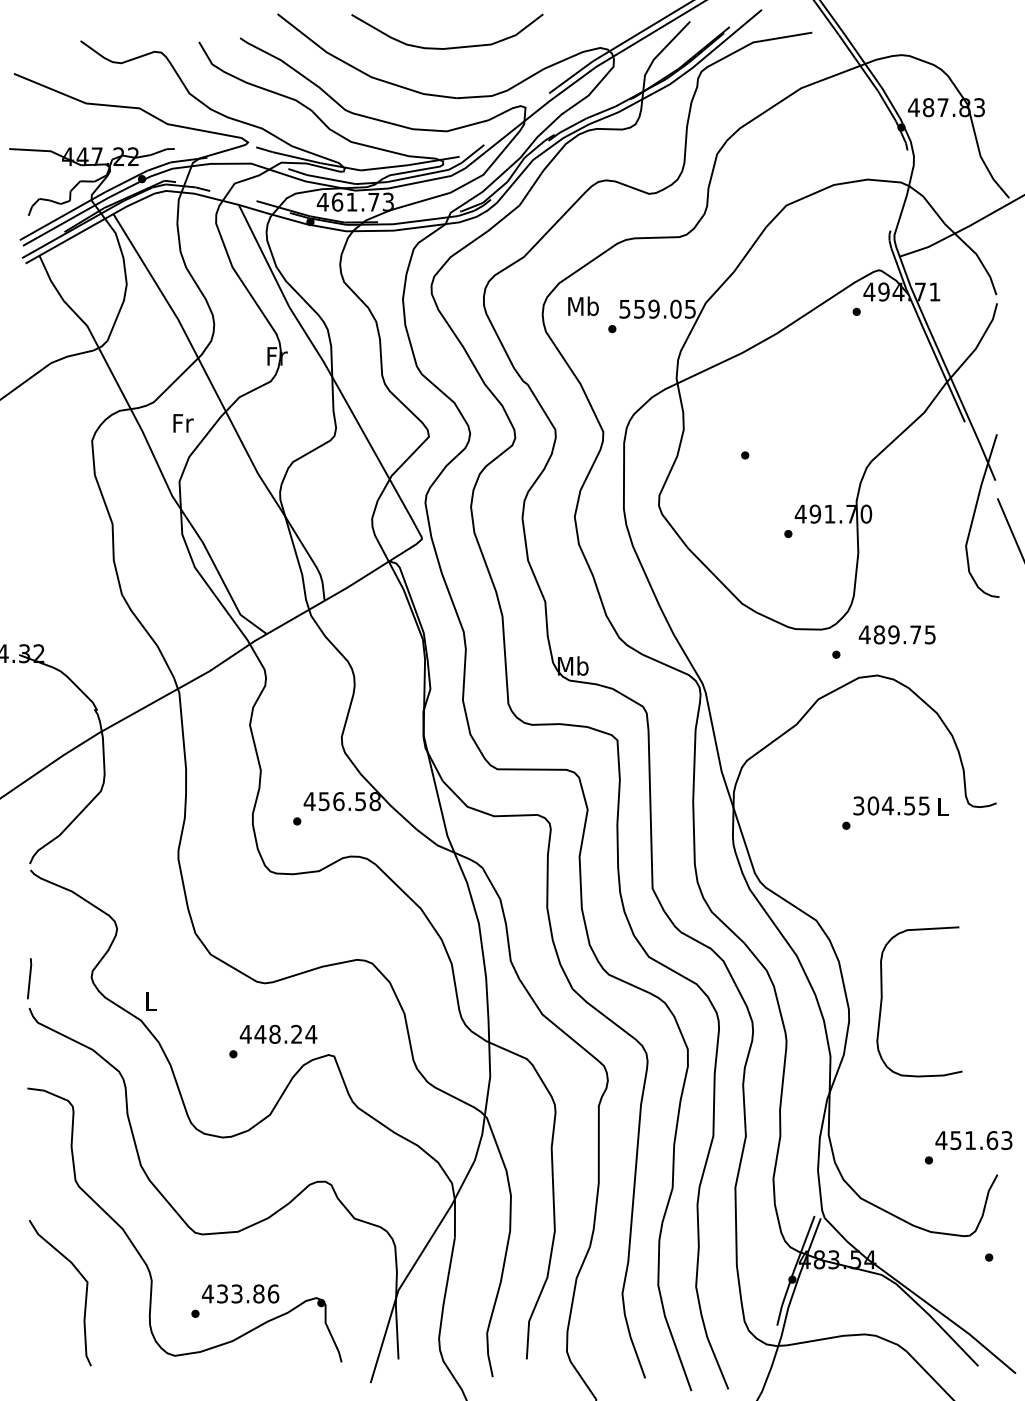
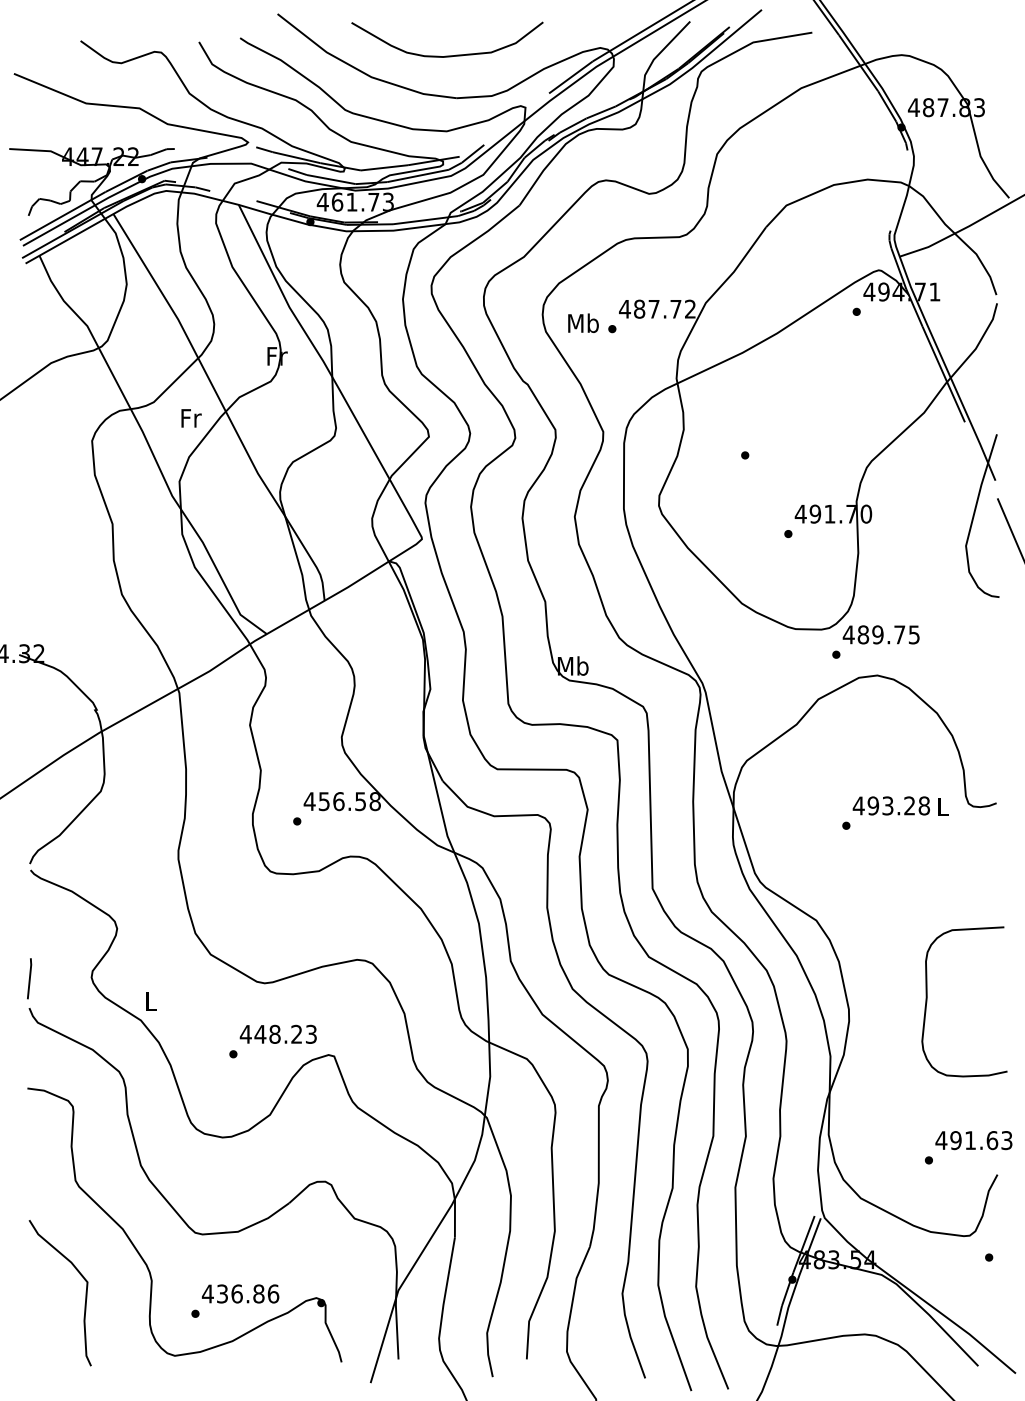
curve position: (447, 47) -> (447, 55) (447, 55)
text position: (583, 305) -> (583, 322) (583, 322)
text: 559.05 -> 487.72 (657, 308)
text position: (183, 423) -> (191, 418) (191, 418)
text position: (896, 634) -> (880, 634) (880, 634)
text: 304.55 -> 493.28 (890, 805)
curve position: (882, 1001) -> (927, 1001) (927, 1001)
text: 448.24 -> 448.23 (311, 1033)
text: 451.63 -> 491.63 (955, 1140)
text: 433.86 -> 436.86 (236, 1293)
